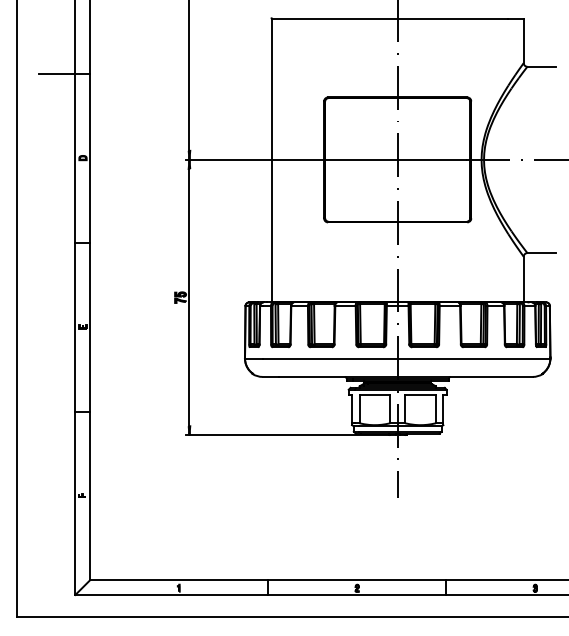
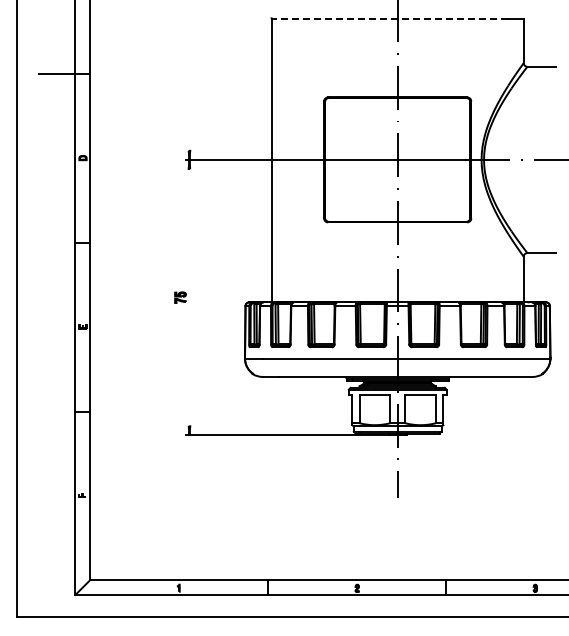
line: solid -> dashed (389, 19)
line: present -> none (189, 76)
line: present -> none (189, 297)
